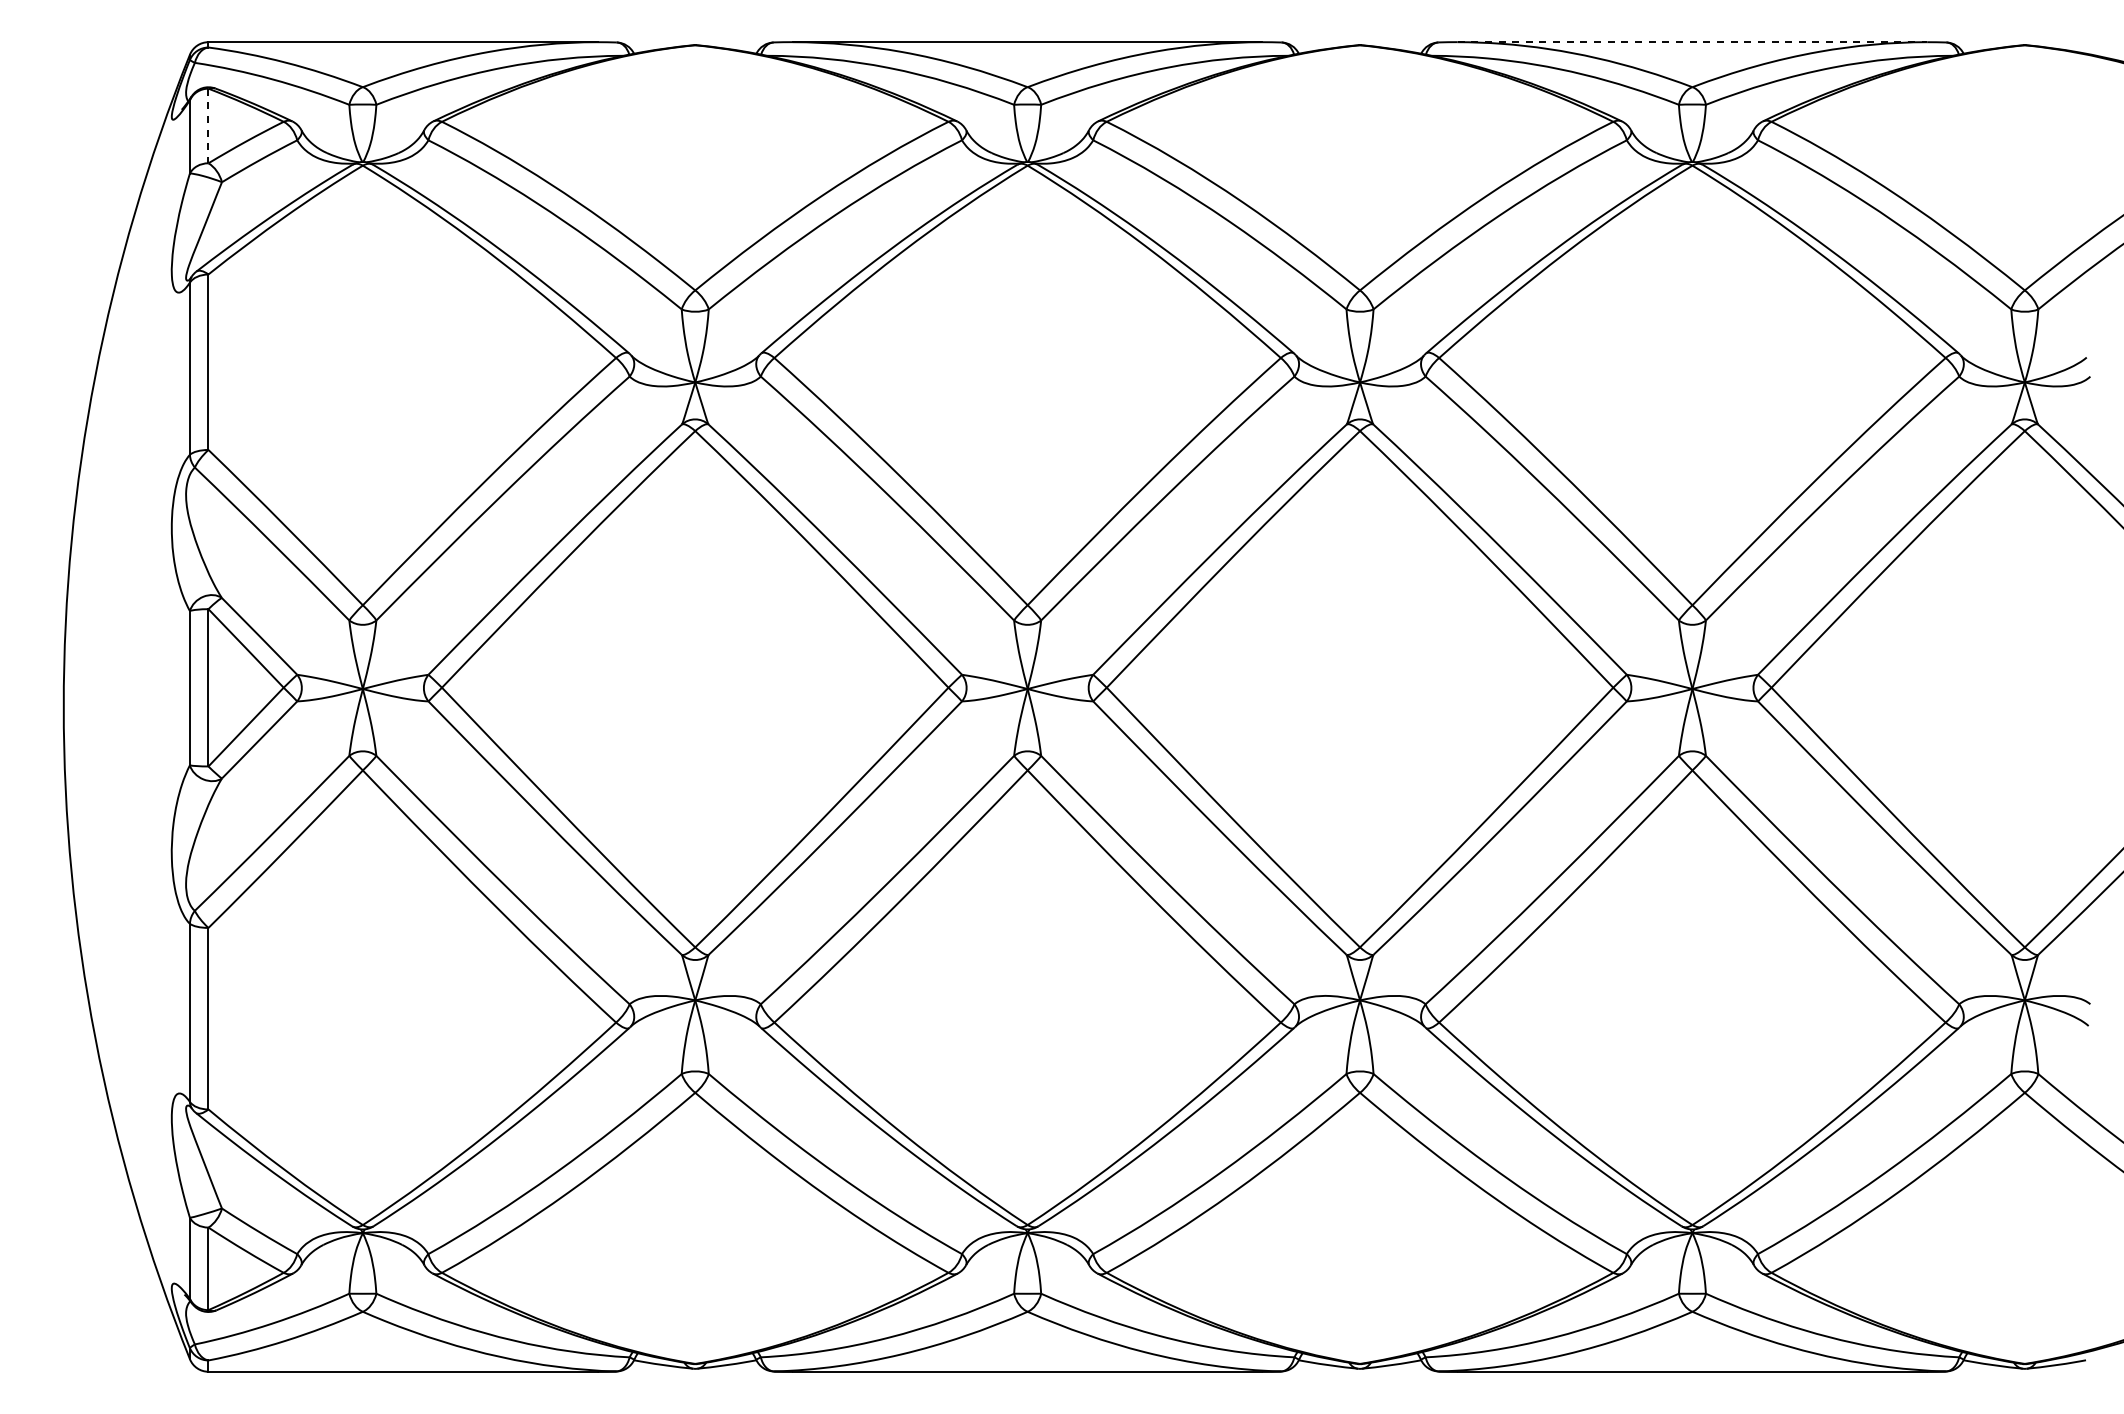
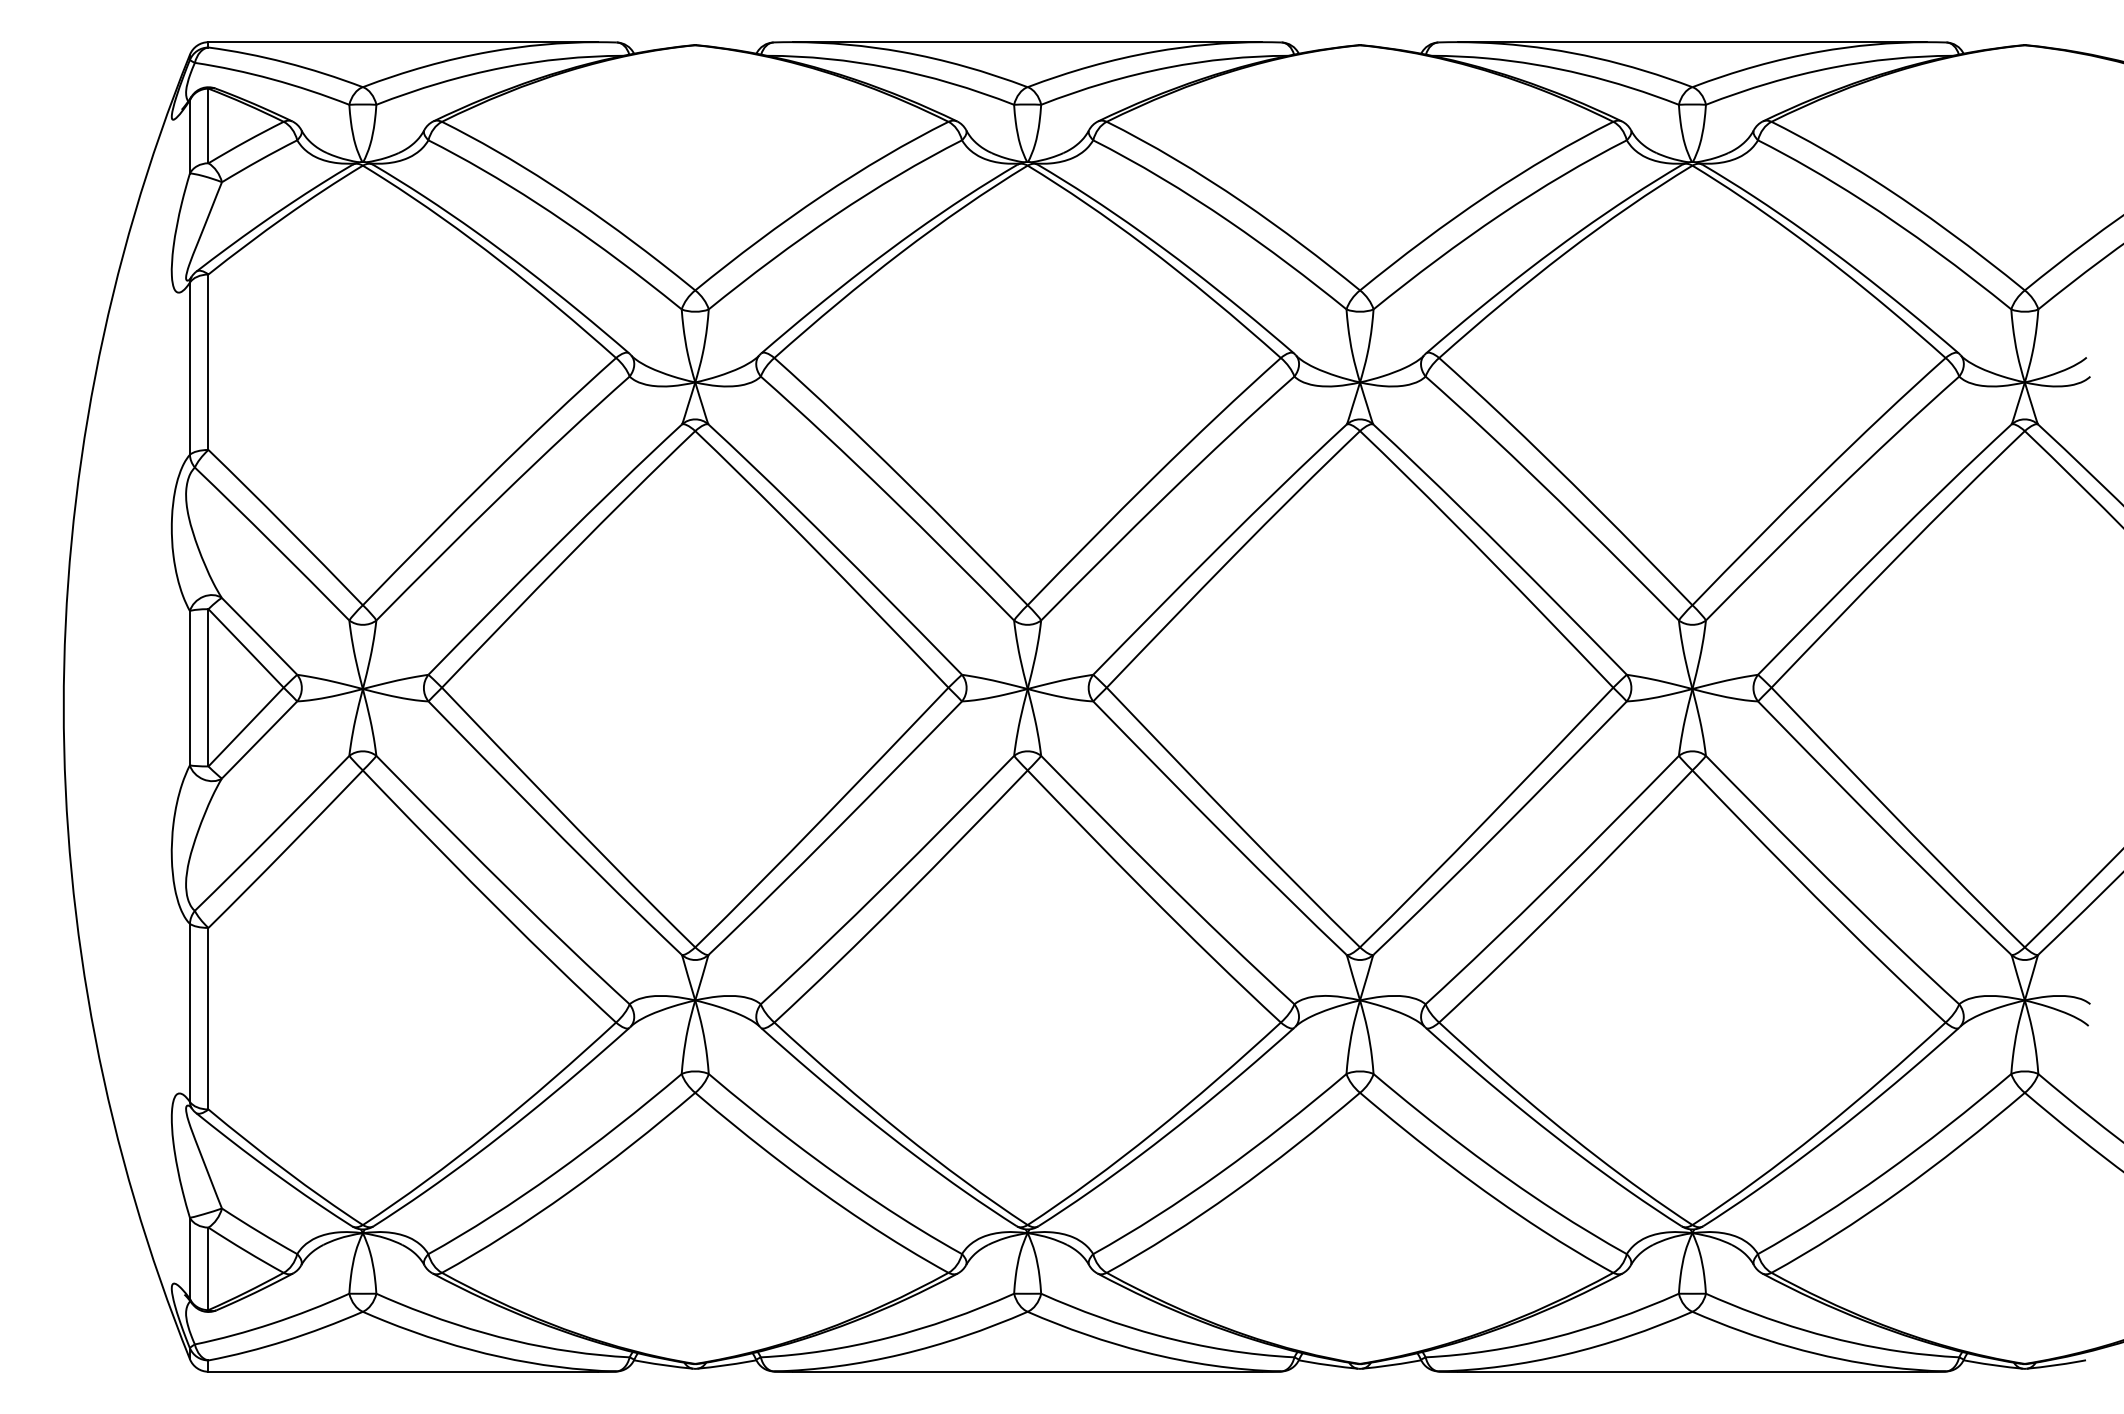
line: dashed -> solid (1692, 42)
line: dashed -> solid (208, 126)
